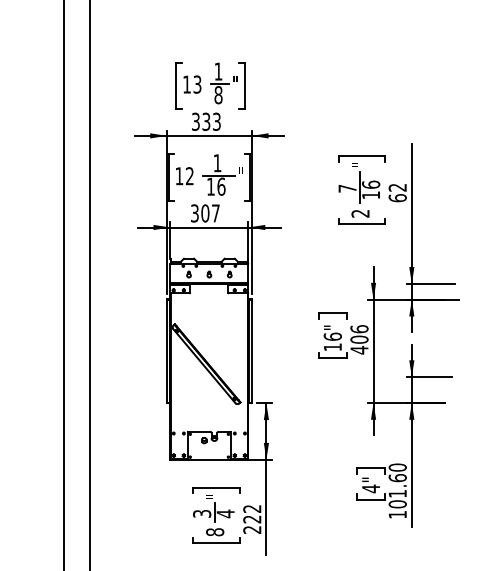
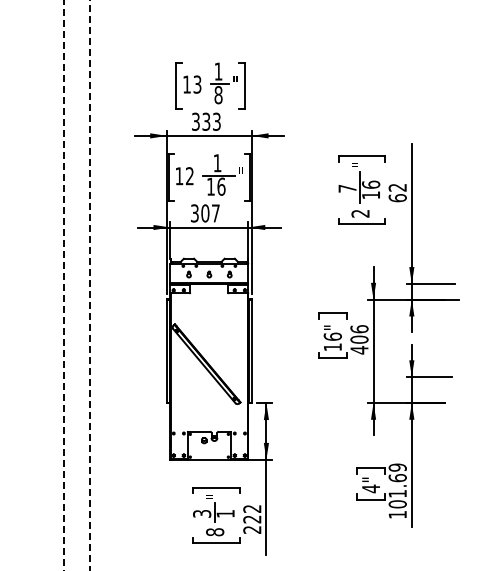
line: solid -> dashed (64, 285)
line: solid -> dashed (89, 285)
text: 101.60 -> 101.69 (397, 467)
text: 4 -> 1 (225, 513)
